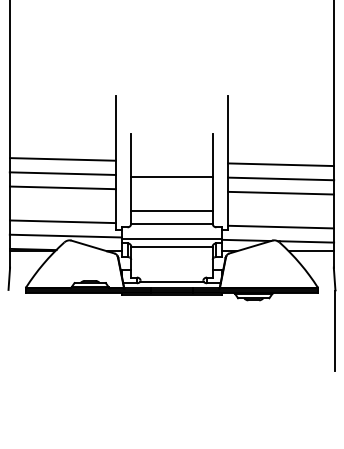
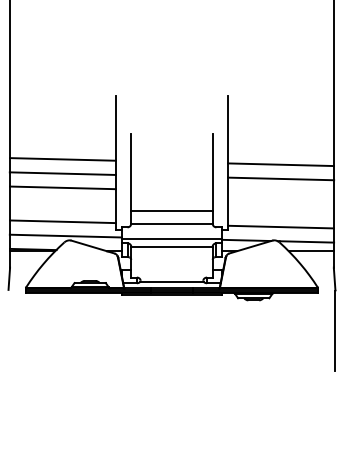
line: present -> none (171, 176)
line: present -> none (280, 192)
